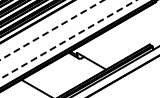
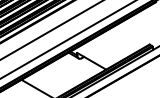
line: dashed -> solid (52, 30)
line: dashed -> solid (68, 39)
